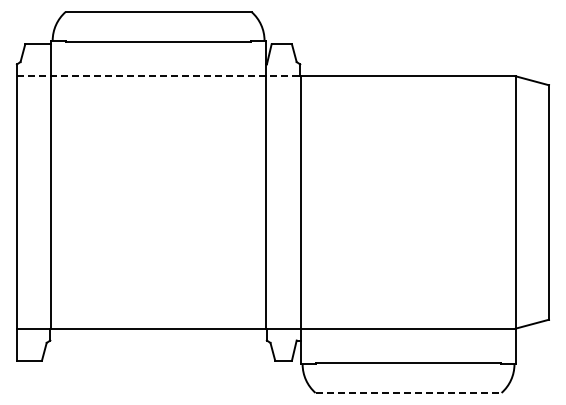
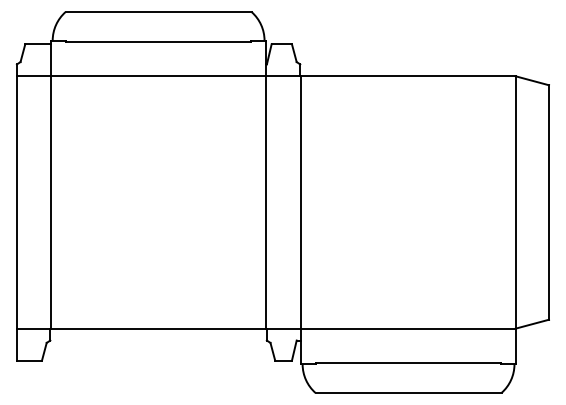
line: dashed -> solid (158, 76)
line: dashed -> solid (409, 392)
